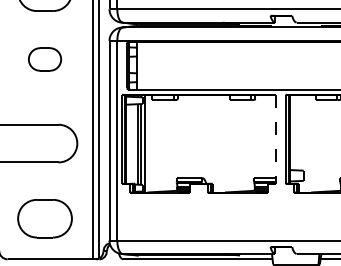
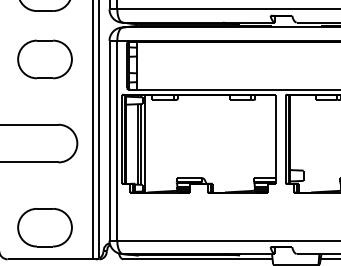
part size: 35x25 px -> 56x41 px (44, 59)
line: dashed -> solid (275, 139)
part position: (44, 218) -> (44, 227) (44, 227)
